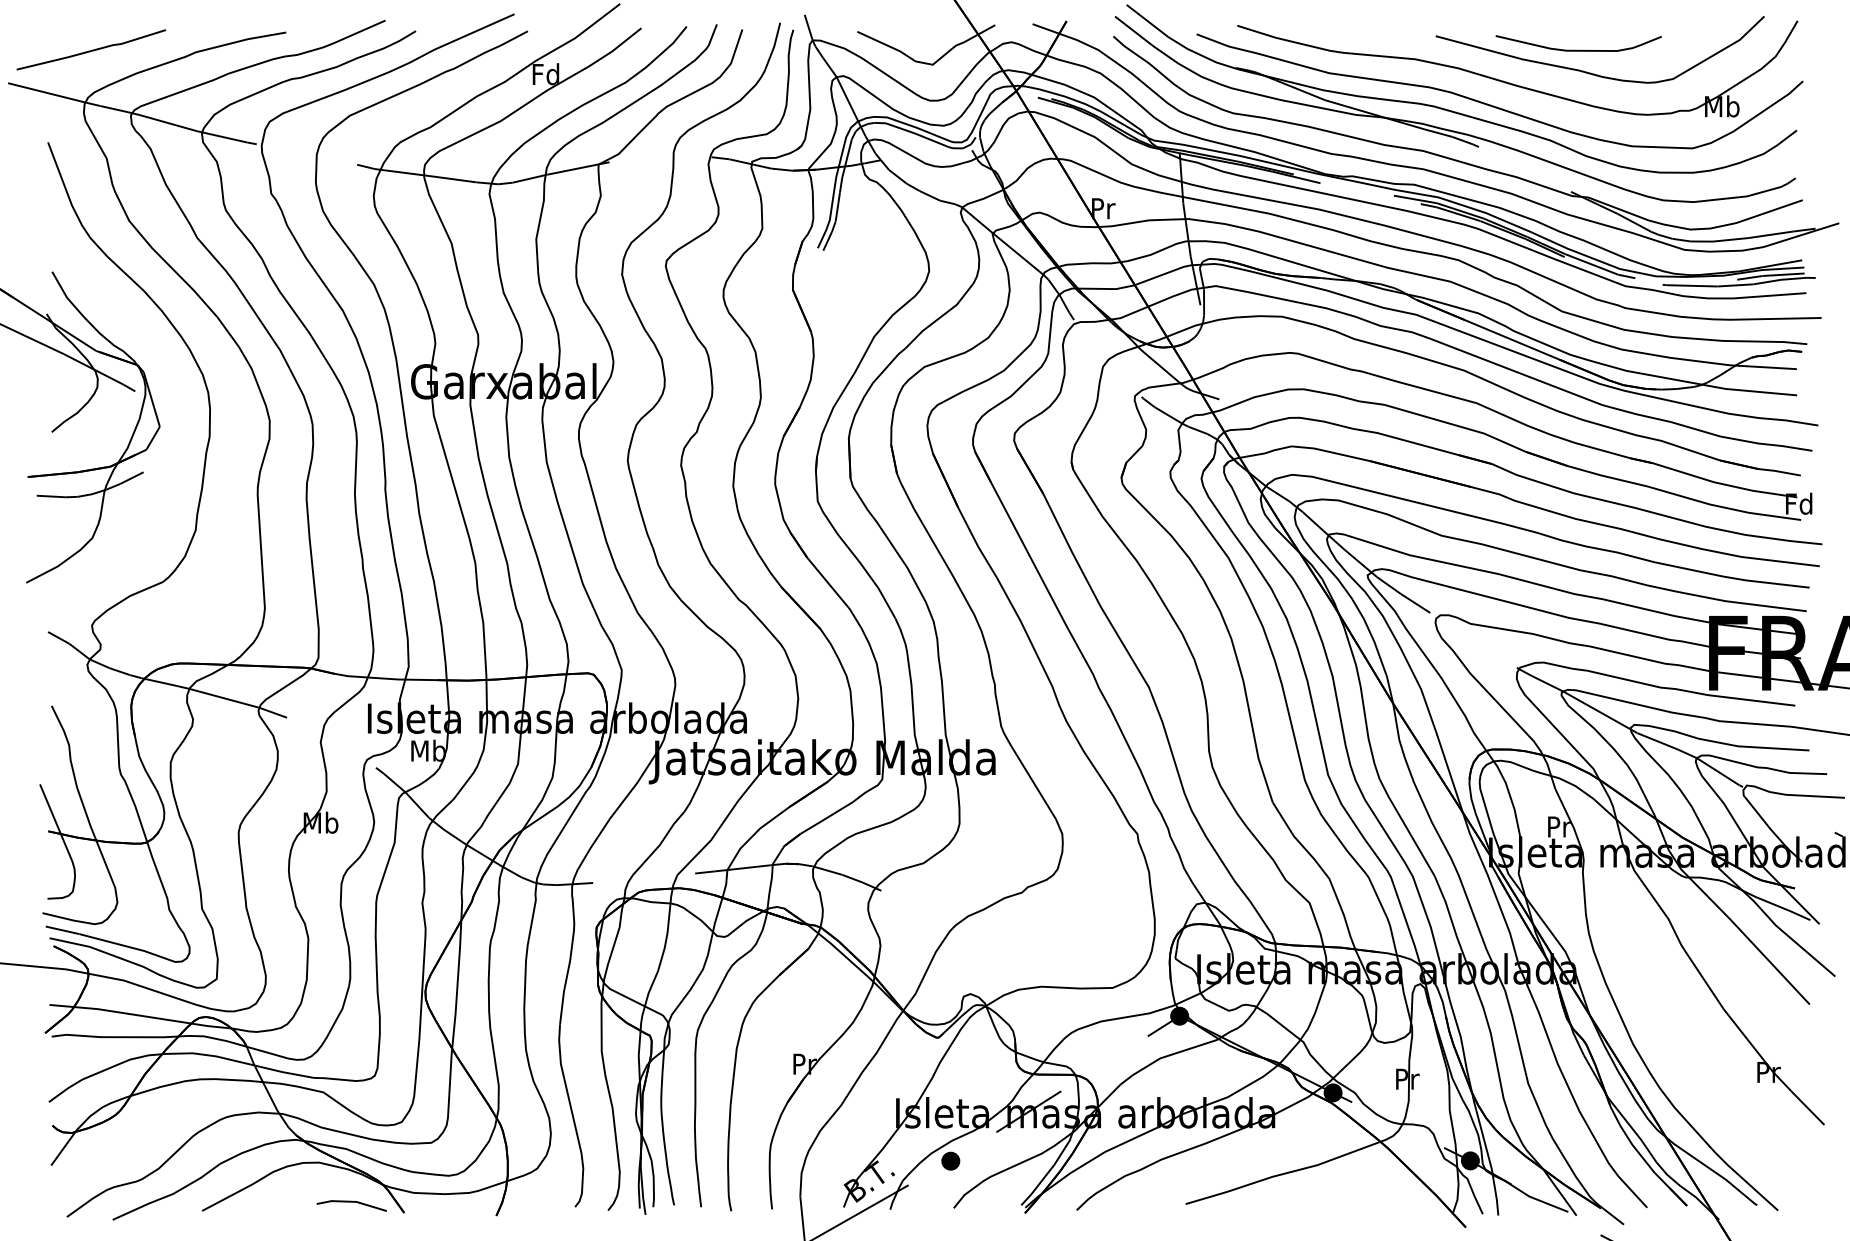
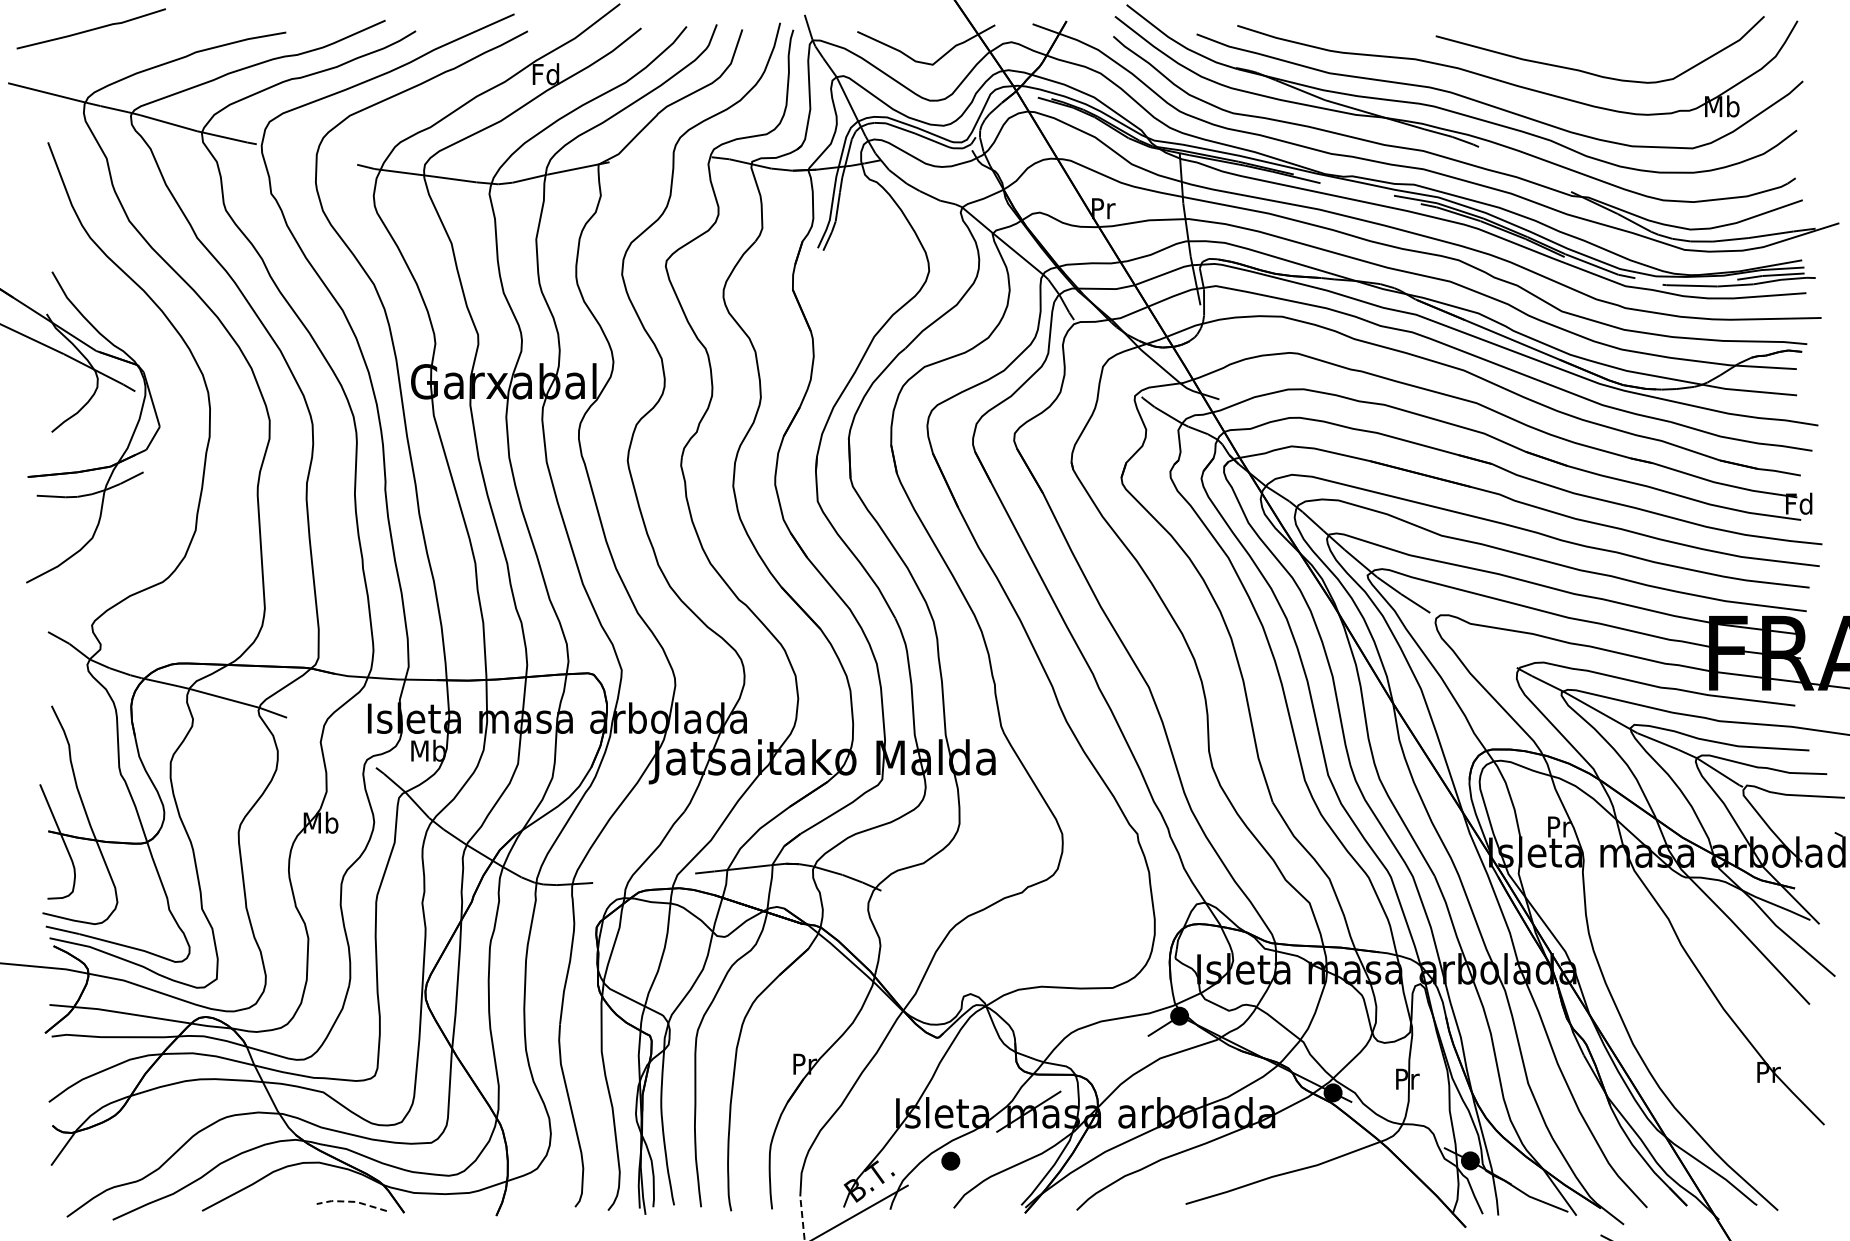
curve: present -> none (1578, 49)
line position: (90, 50) -> (90, 29) (90, 29)
line: solid -> dashed (351, 1201)
line: solid -> dashed (802, 1218)
